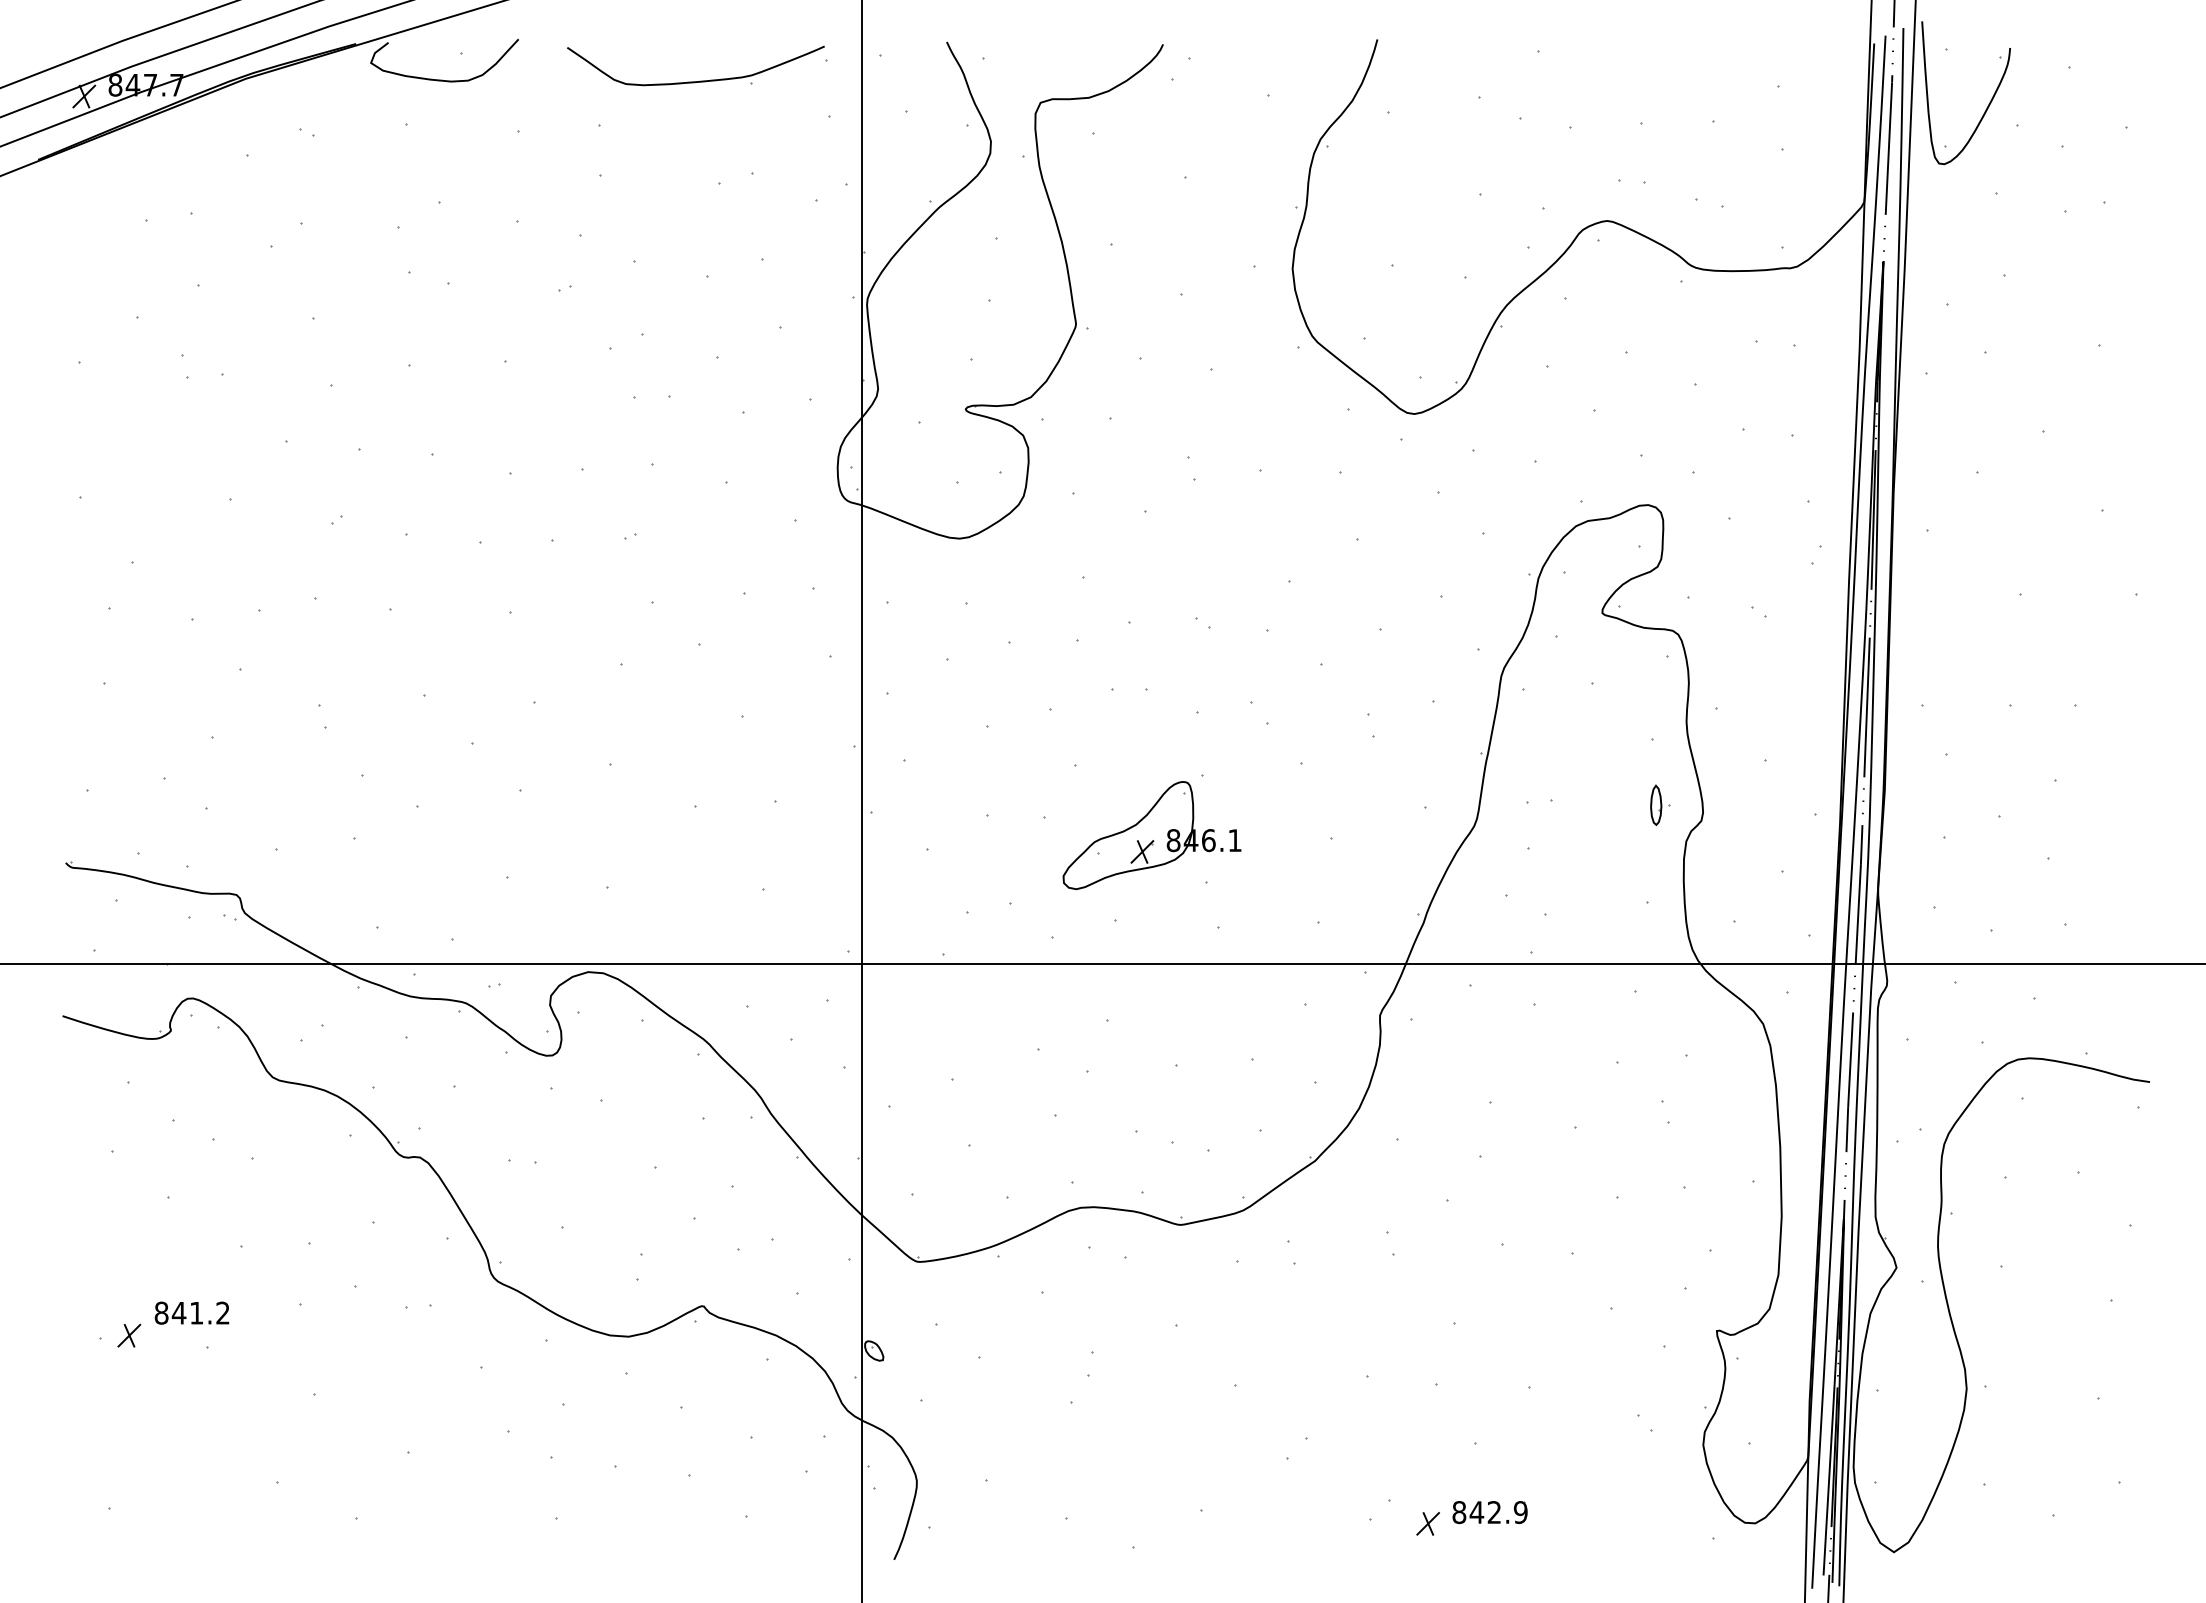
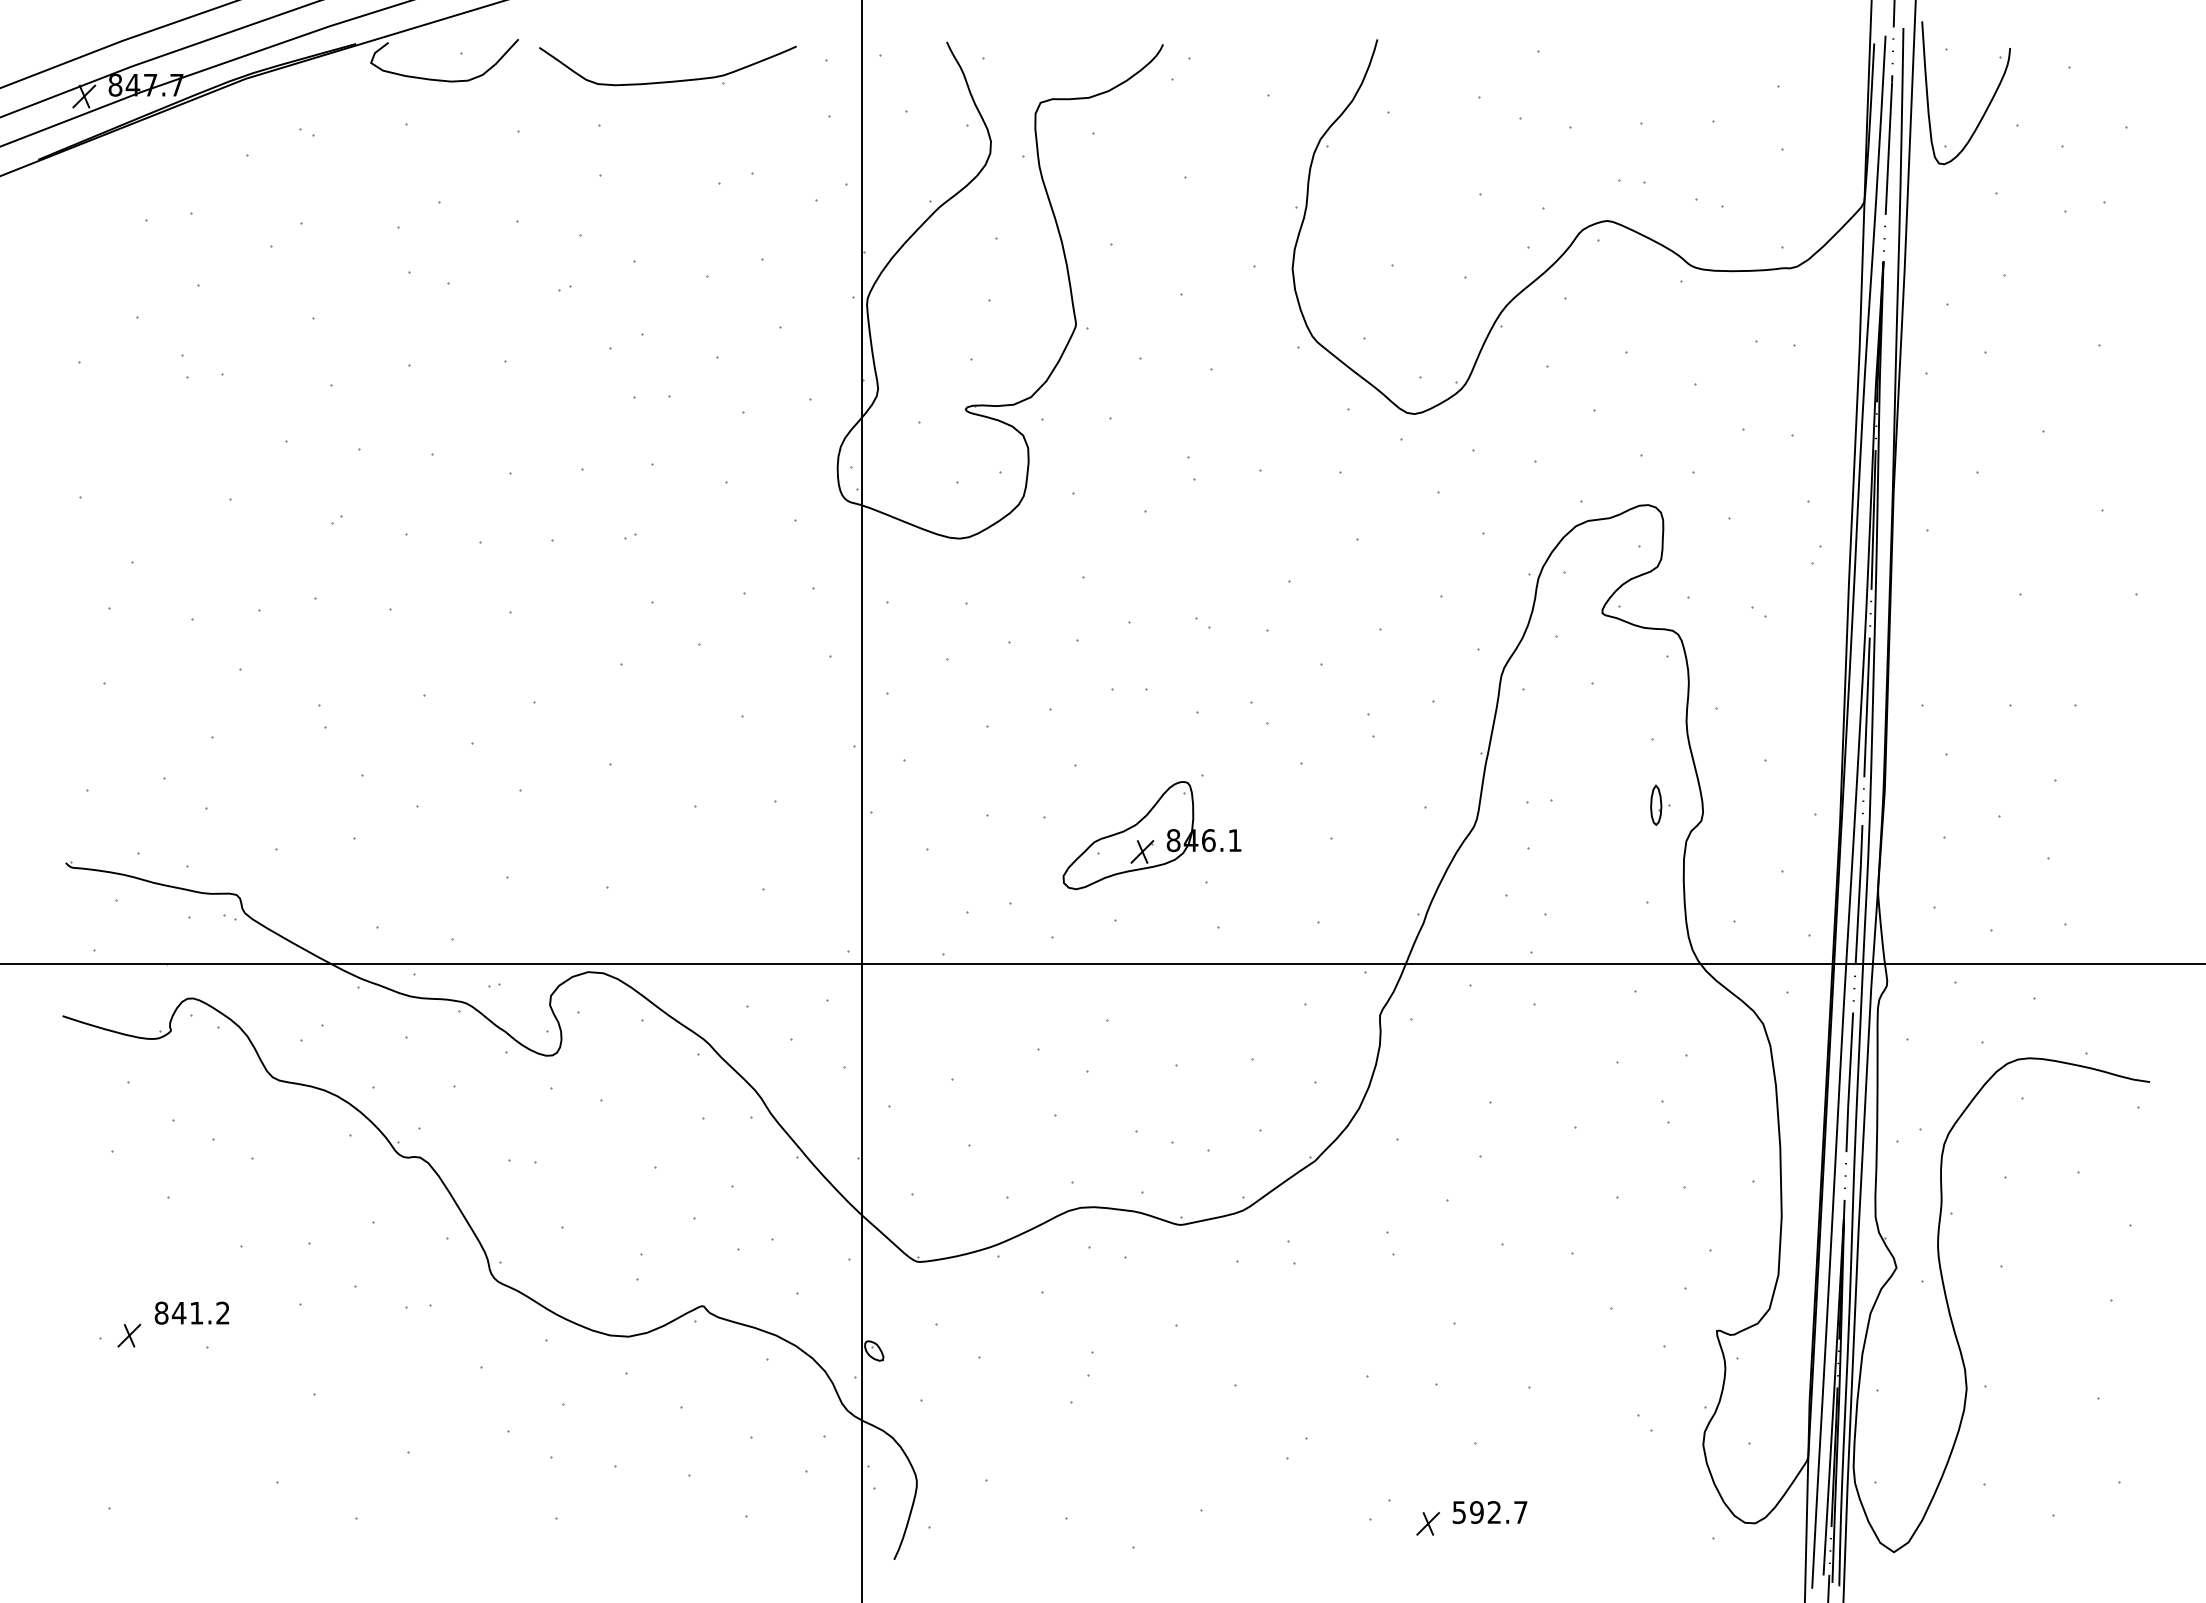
part position: (699, 80) -> (671, 80) (671, 80)
text: 842.9 -> 592.7 (1489, 1512)
